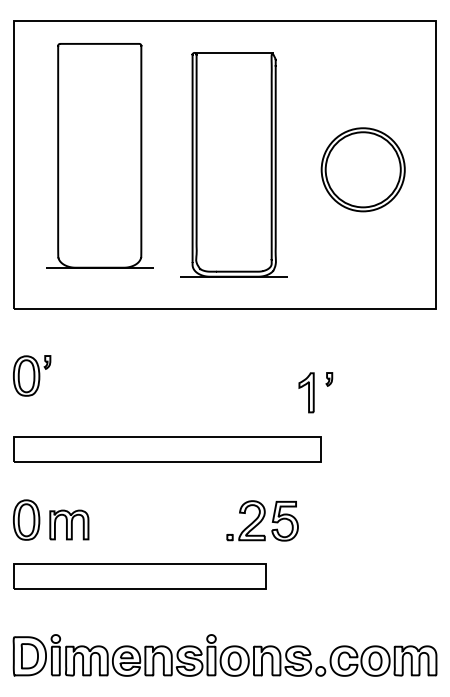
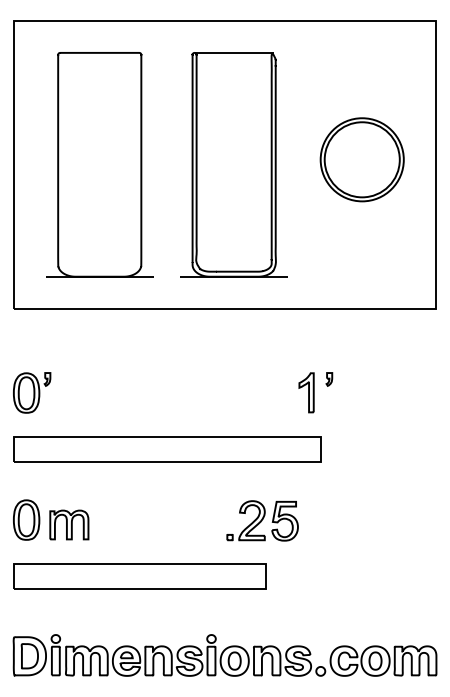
part position: (99, 155) -> (99, 164) (99, 164)
part position: (362, 169) -> (361, 159) (361, 159)
part position: (32, 375) -> (32, 392) (32, 392)
